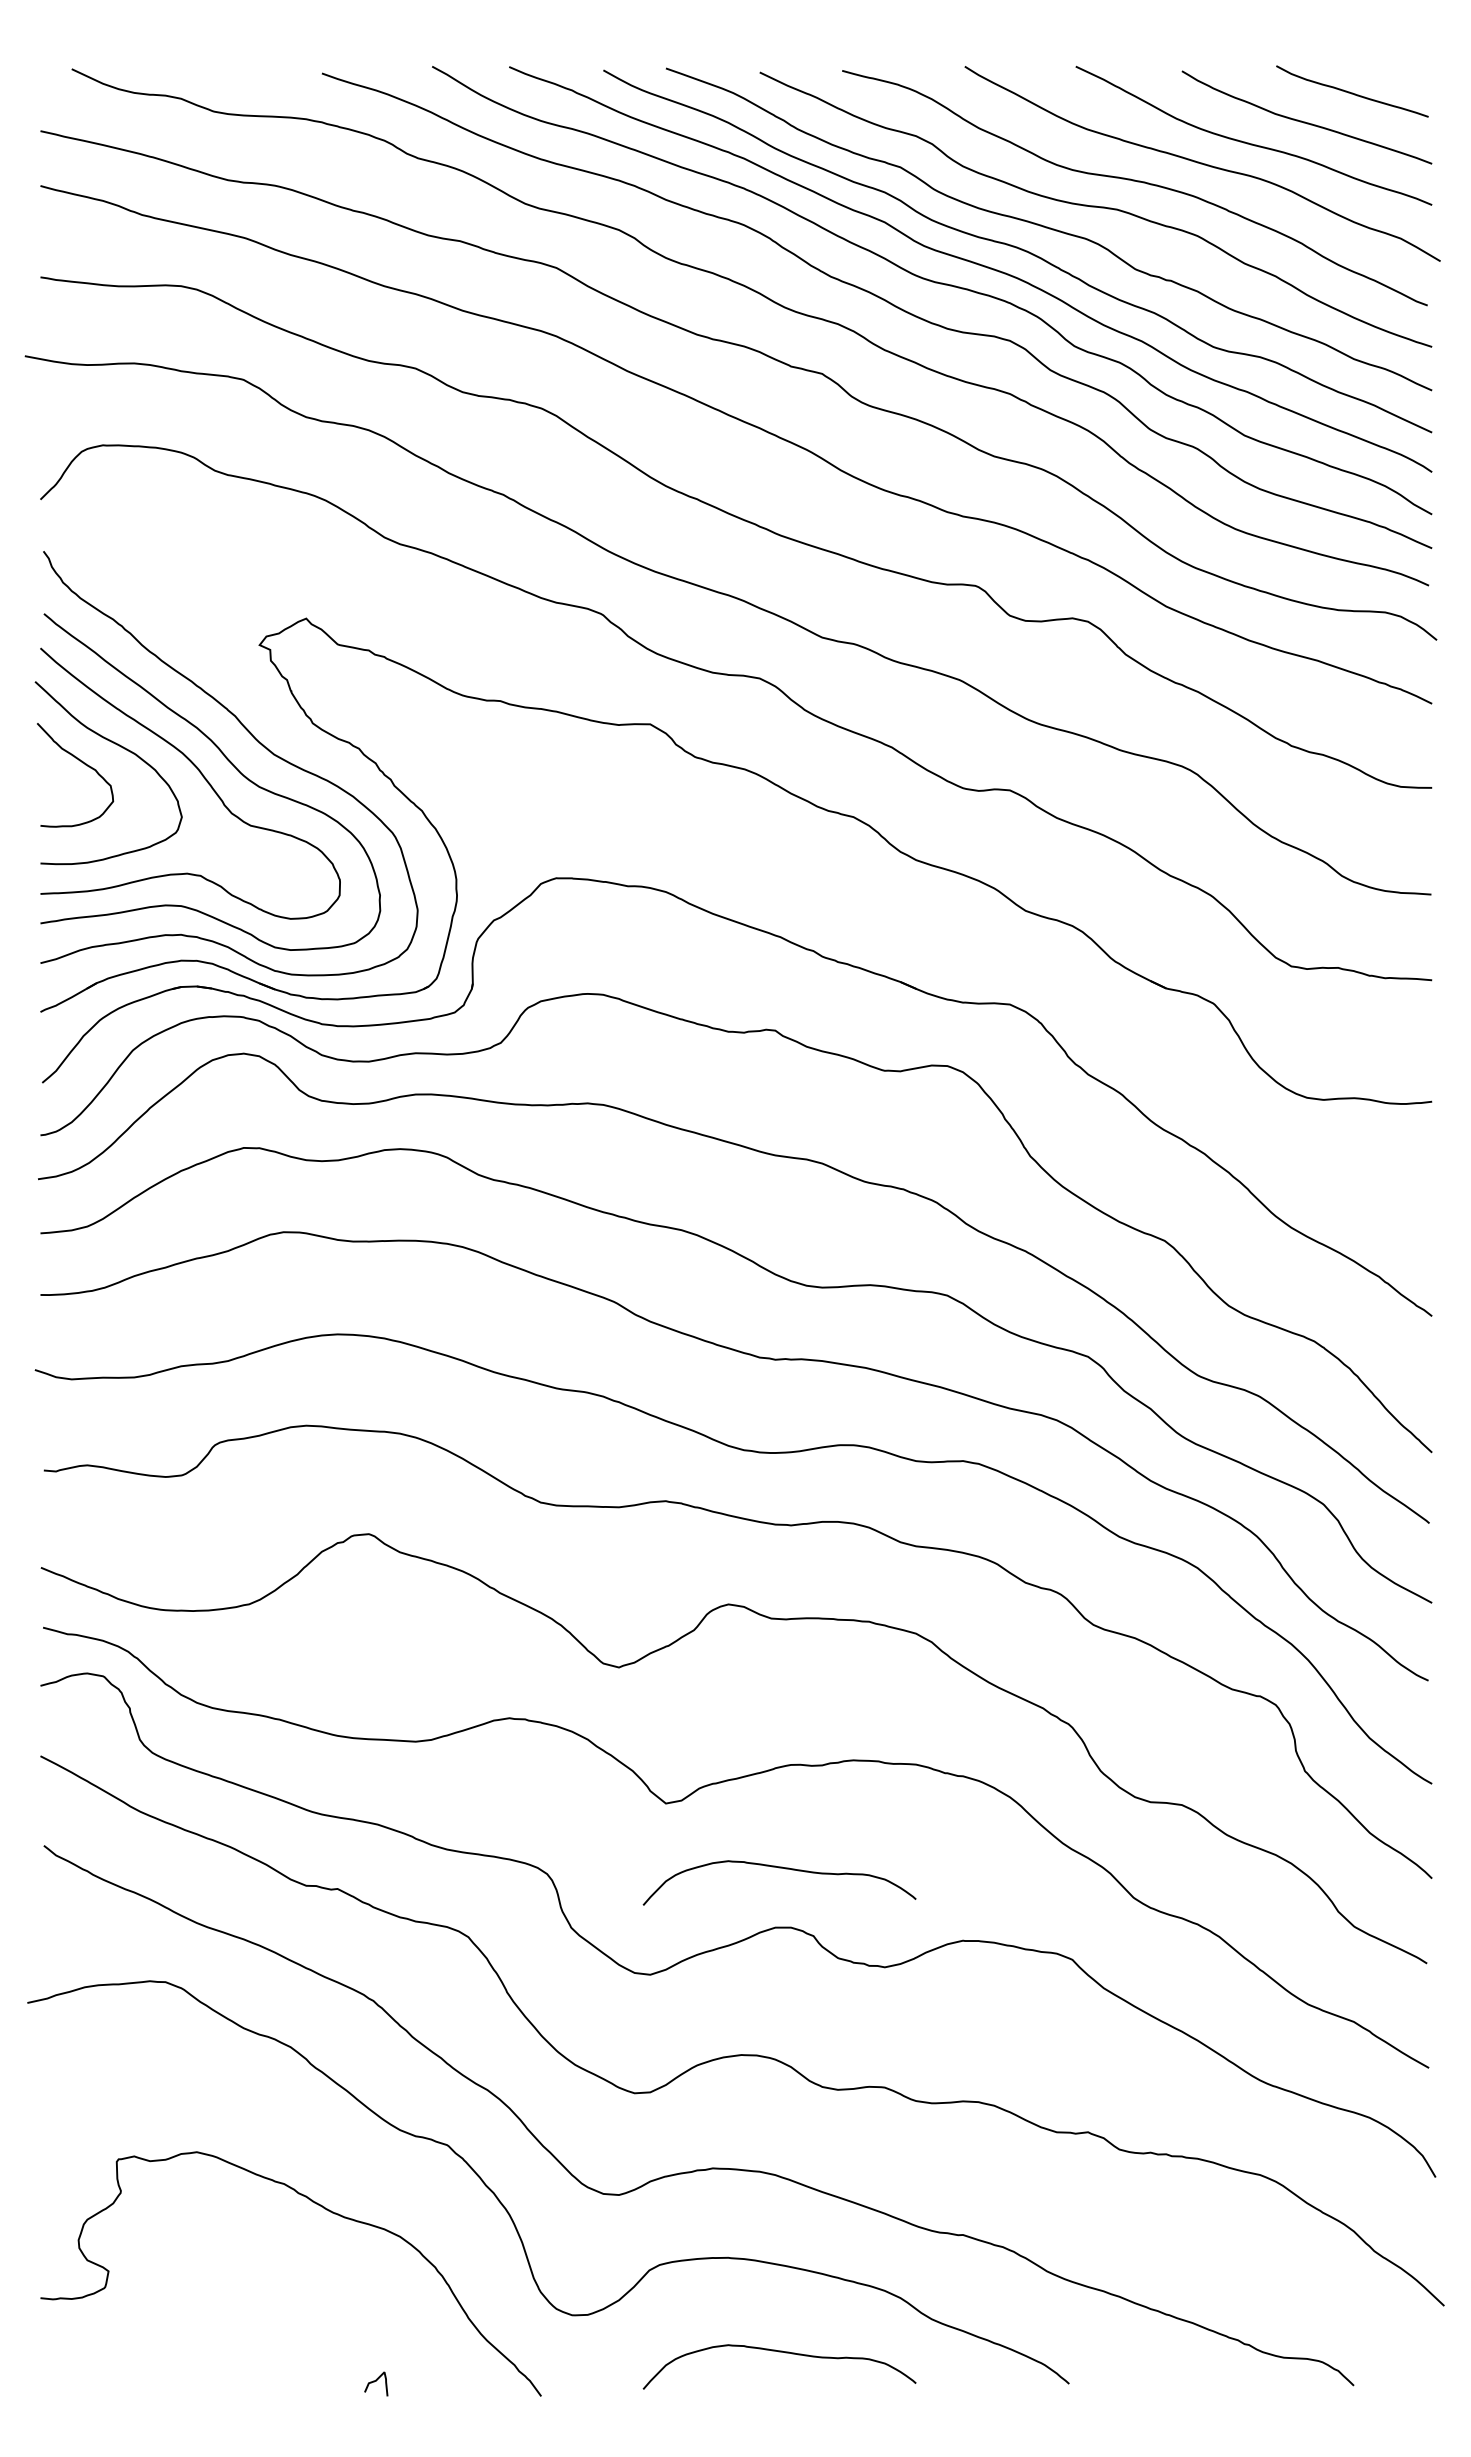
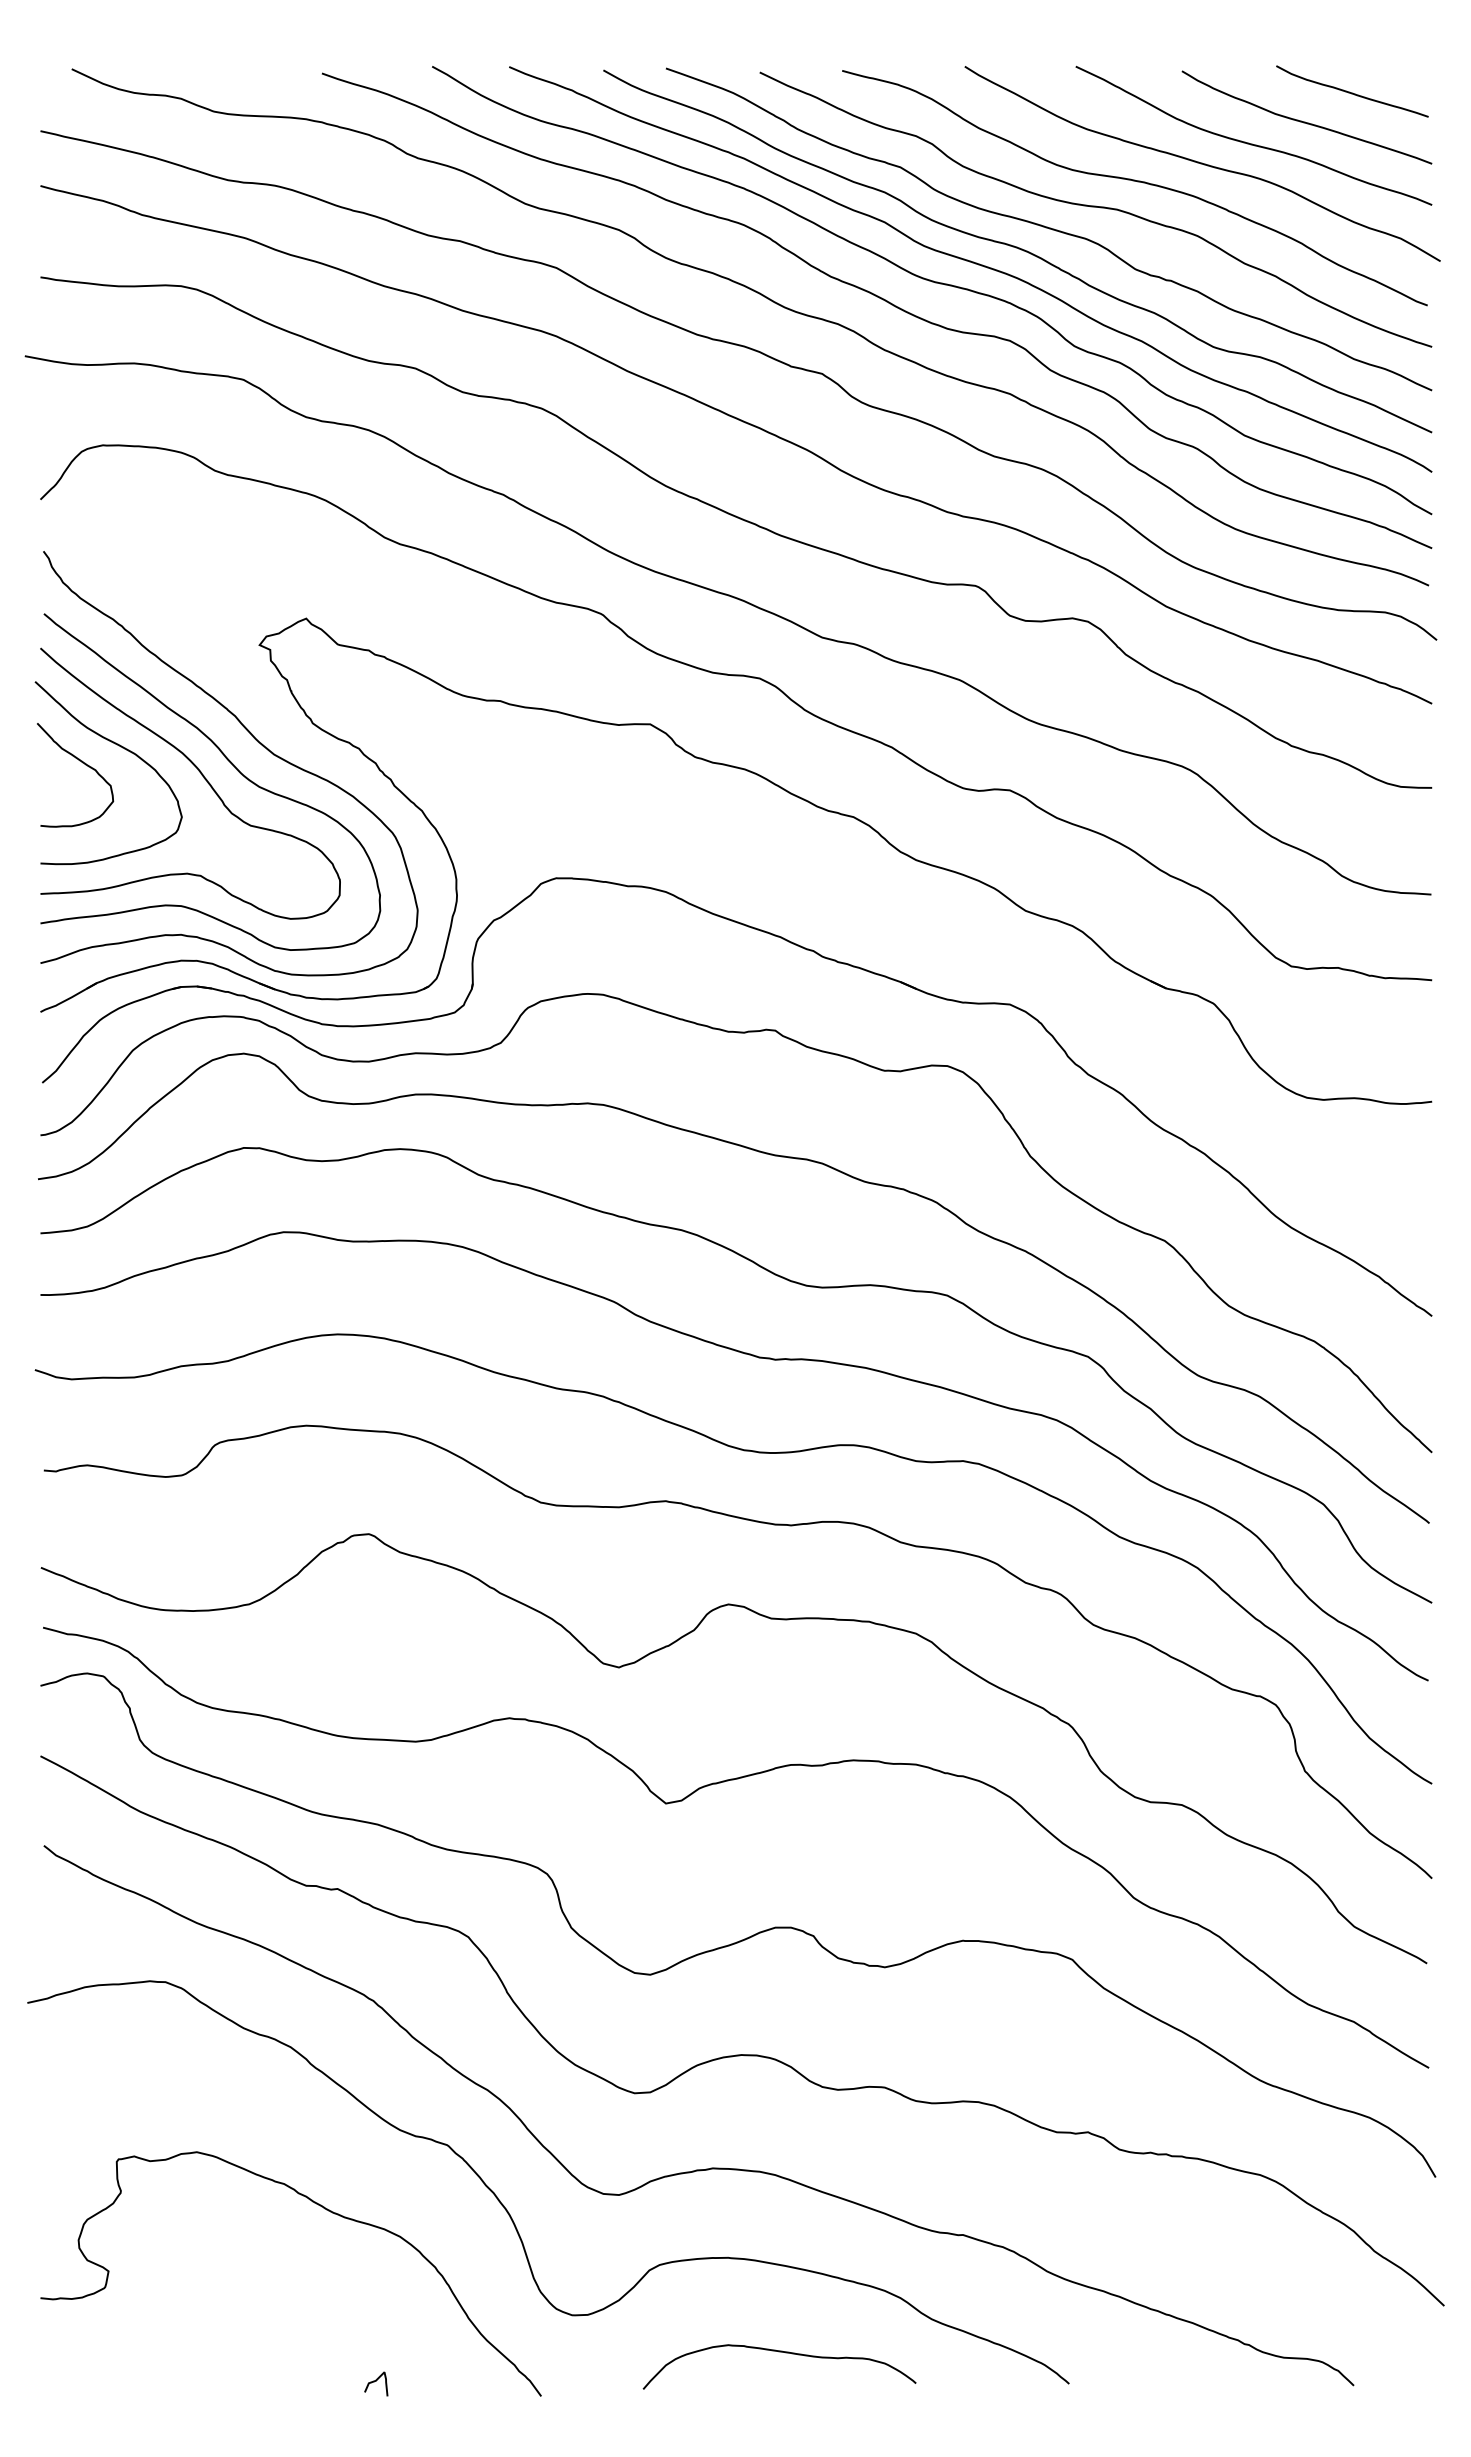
curve: present -> none (779, 1868)
